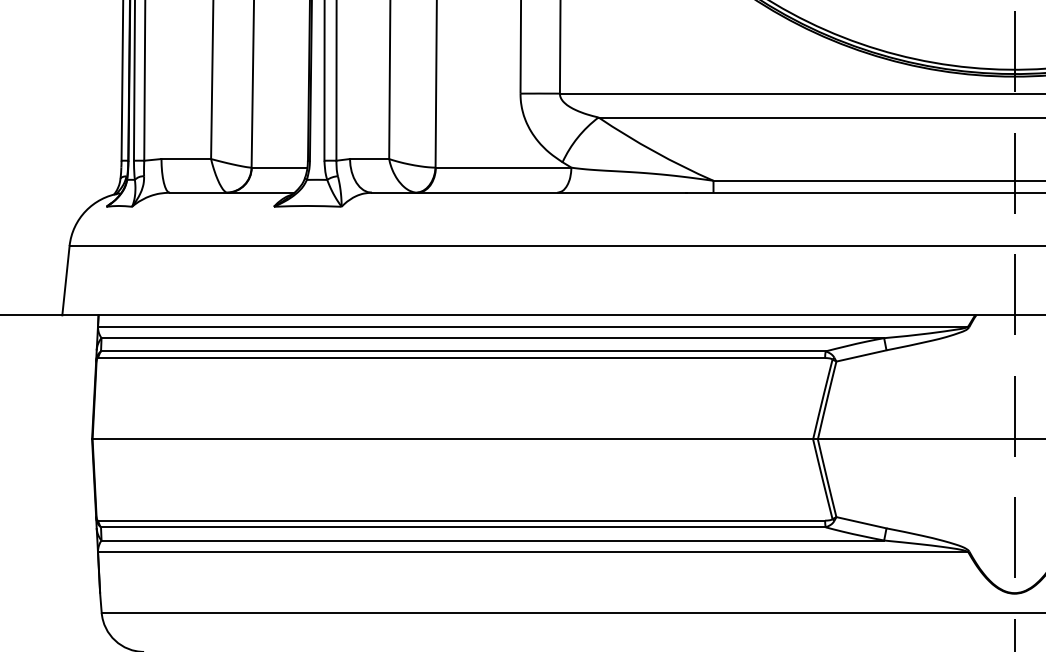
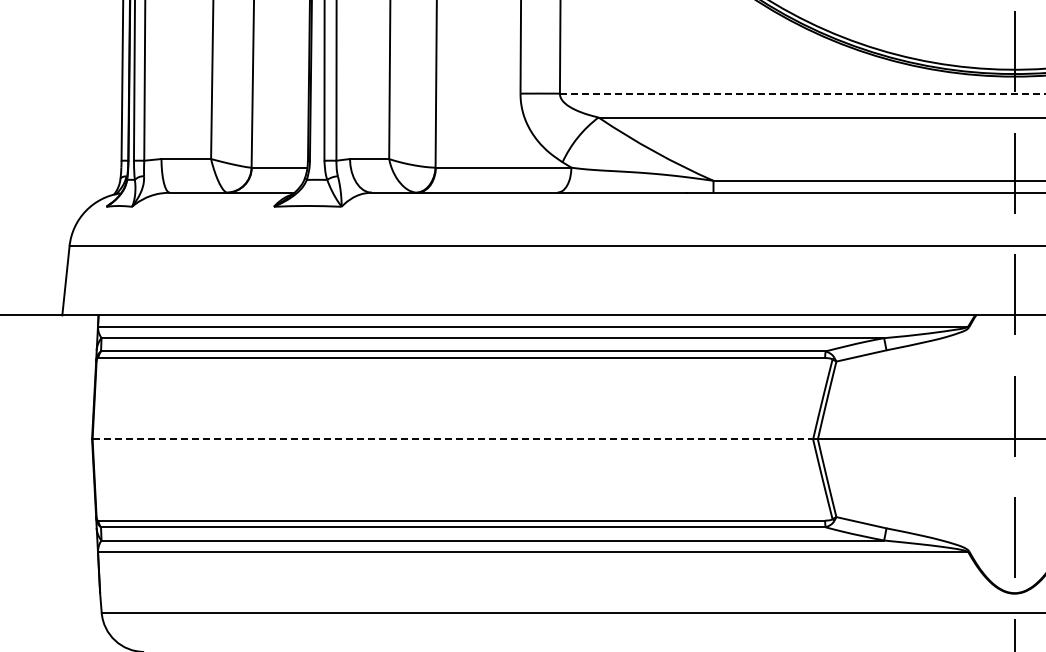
line: solid -> dashed (802, 93)
line: solid -> dashed (453, 439)
